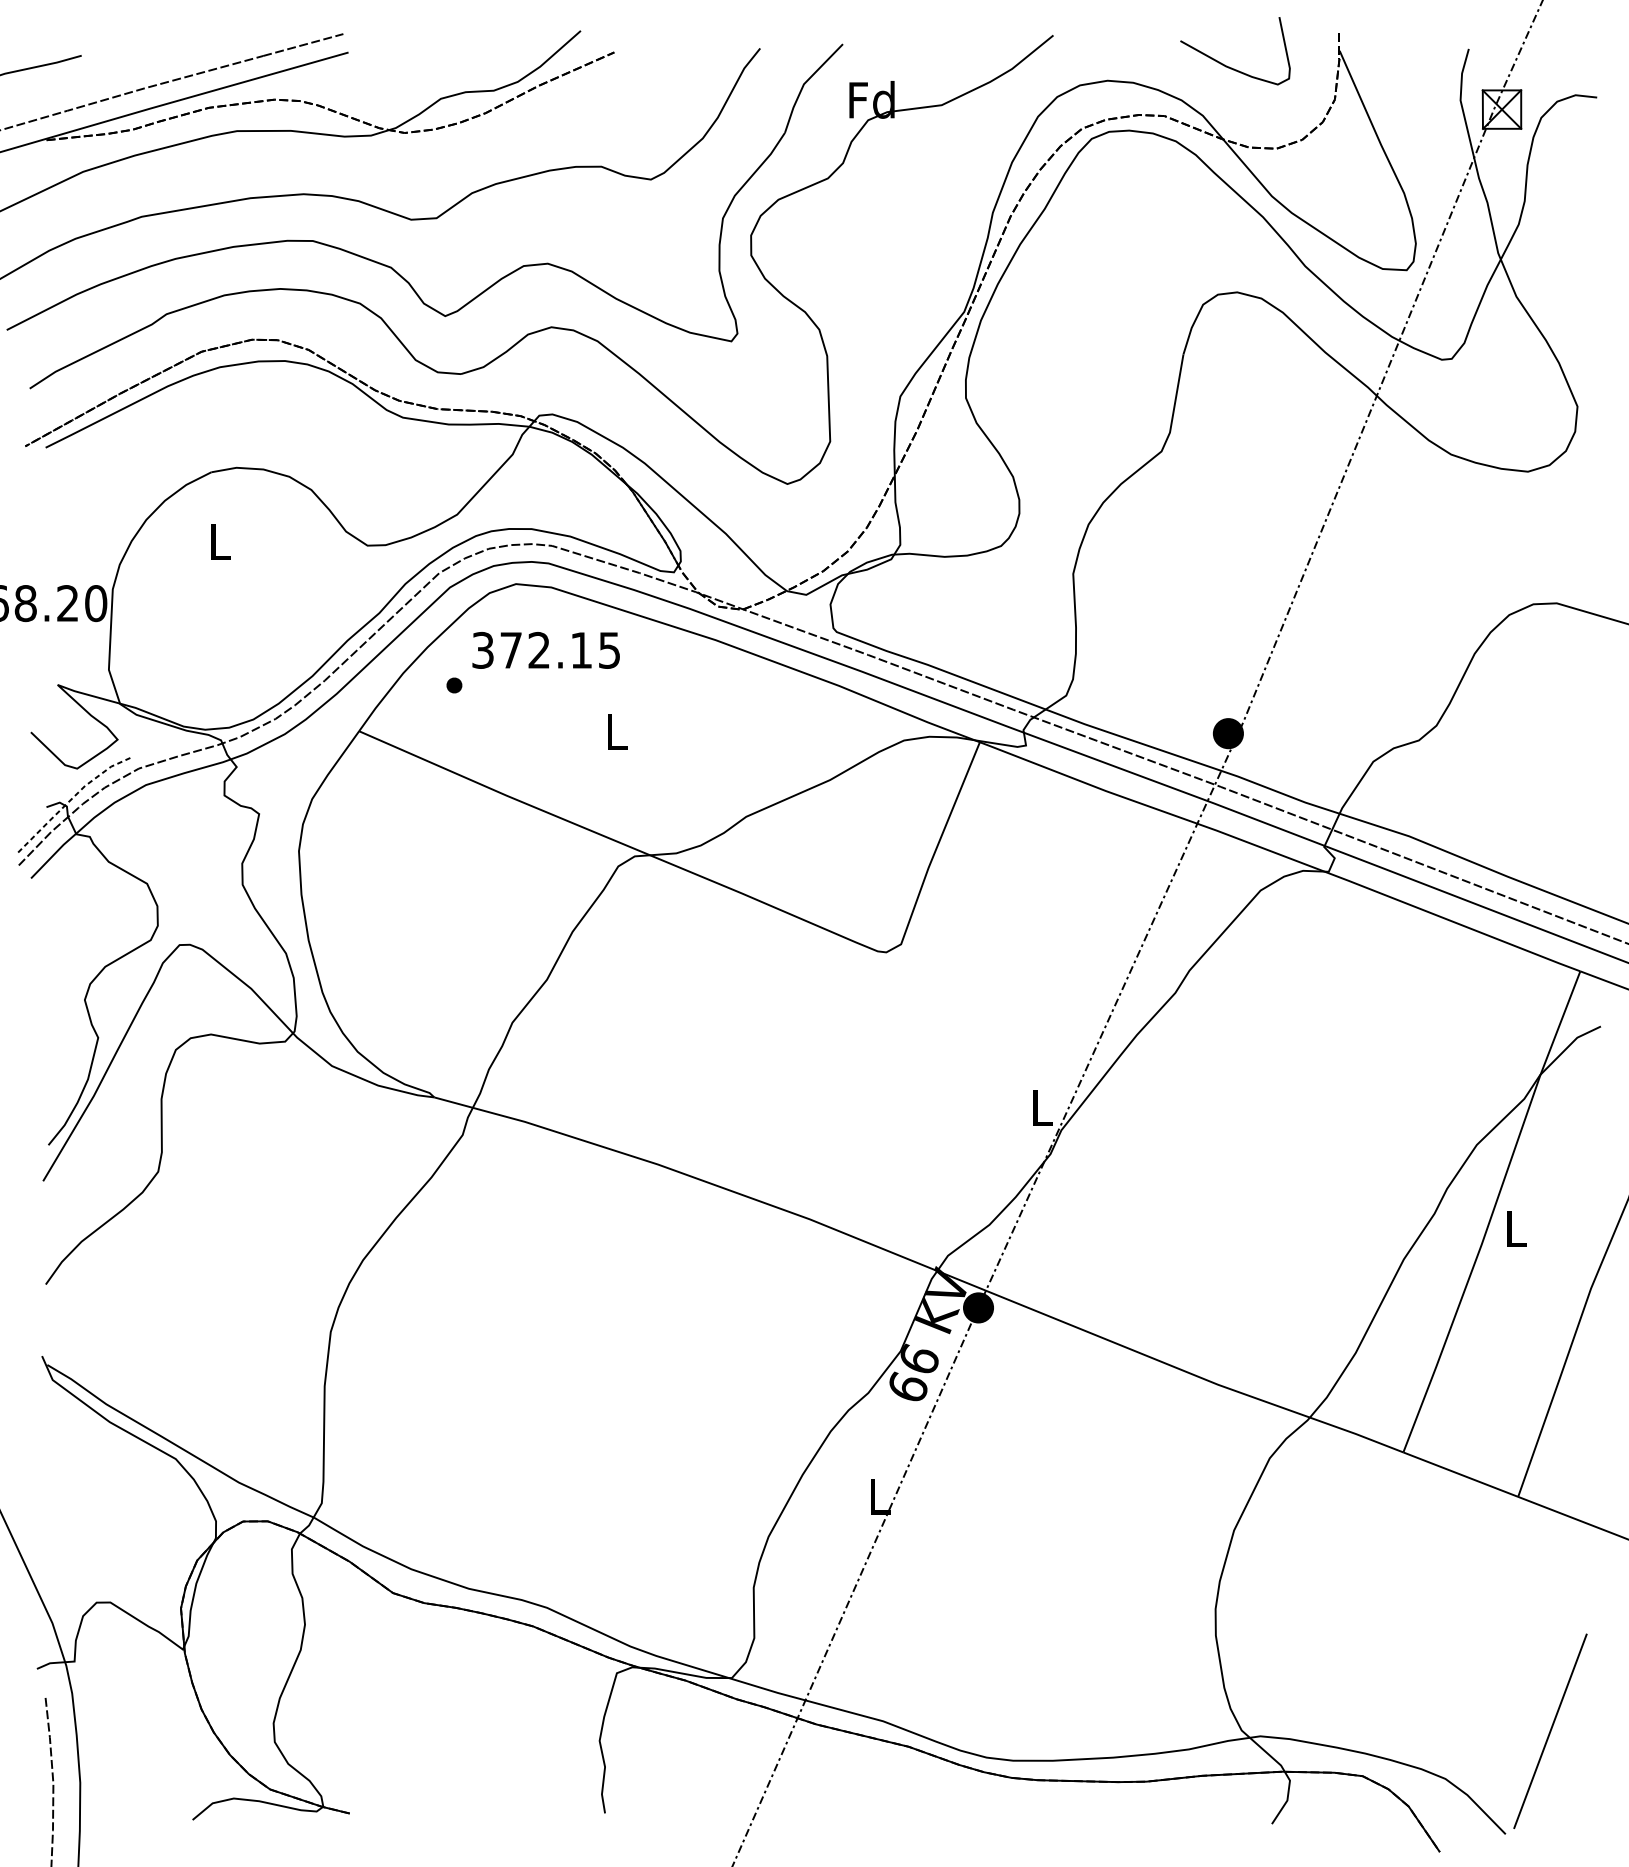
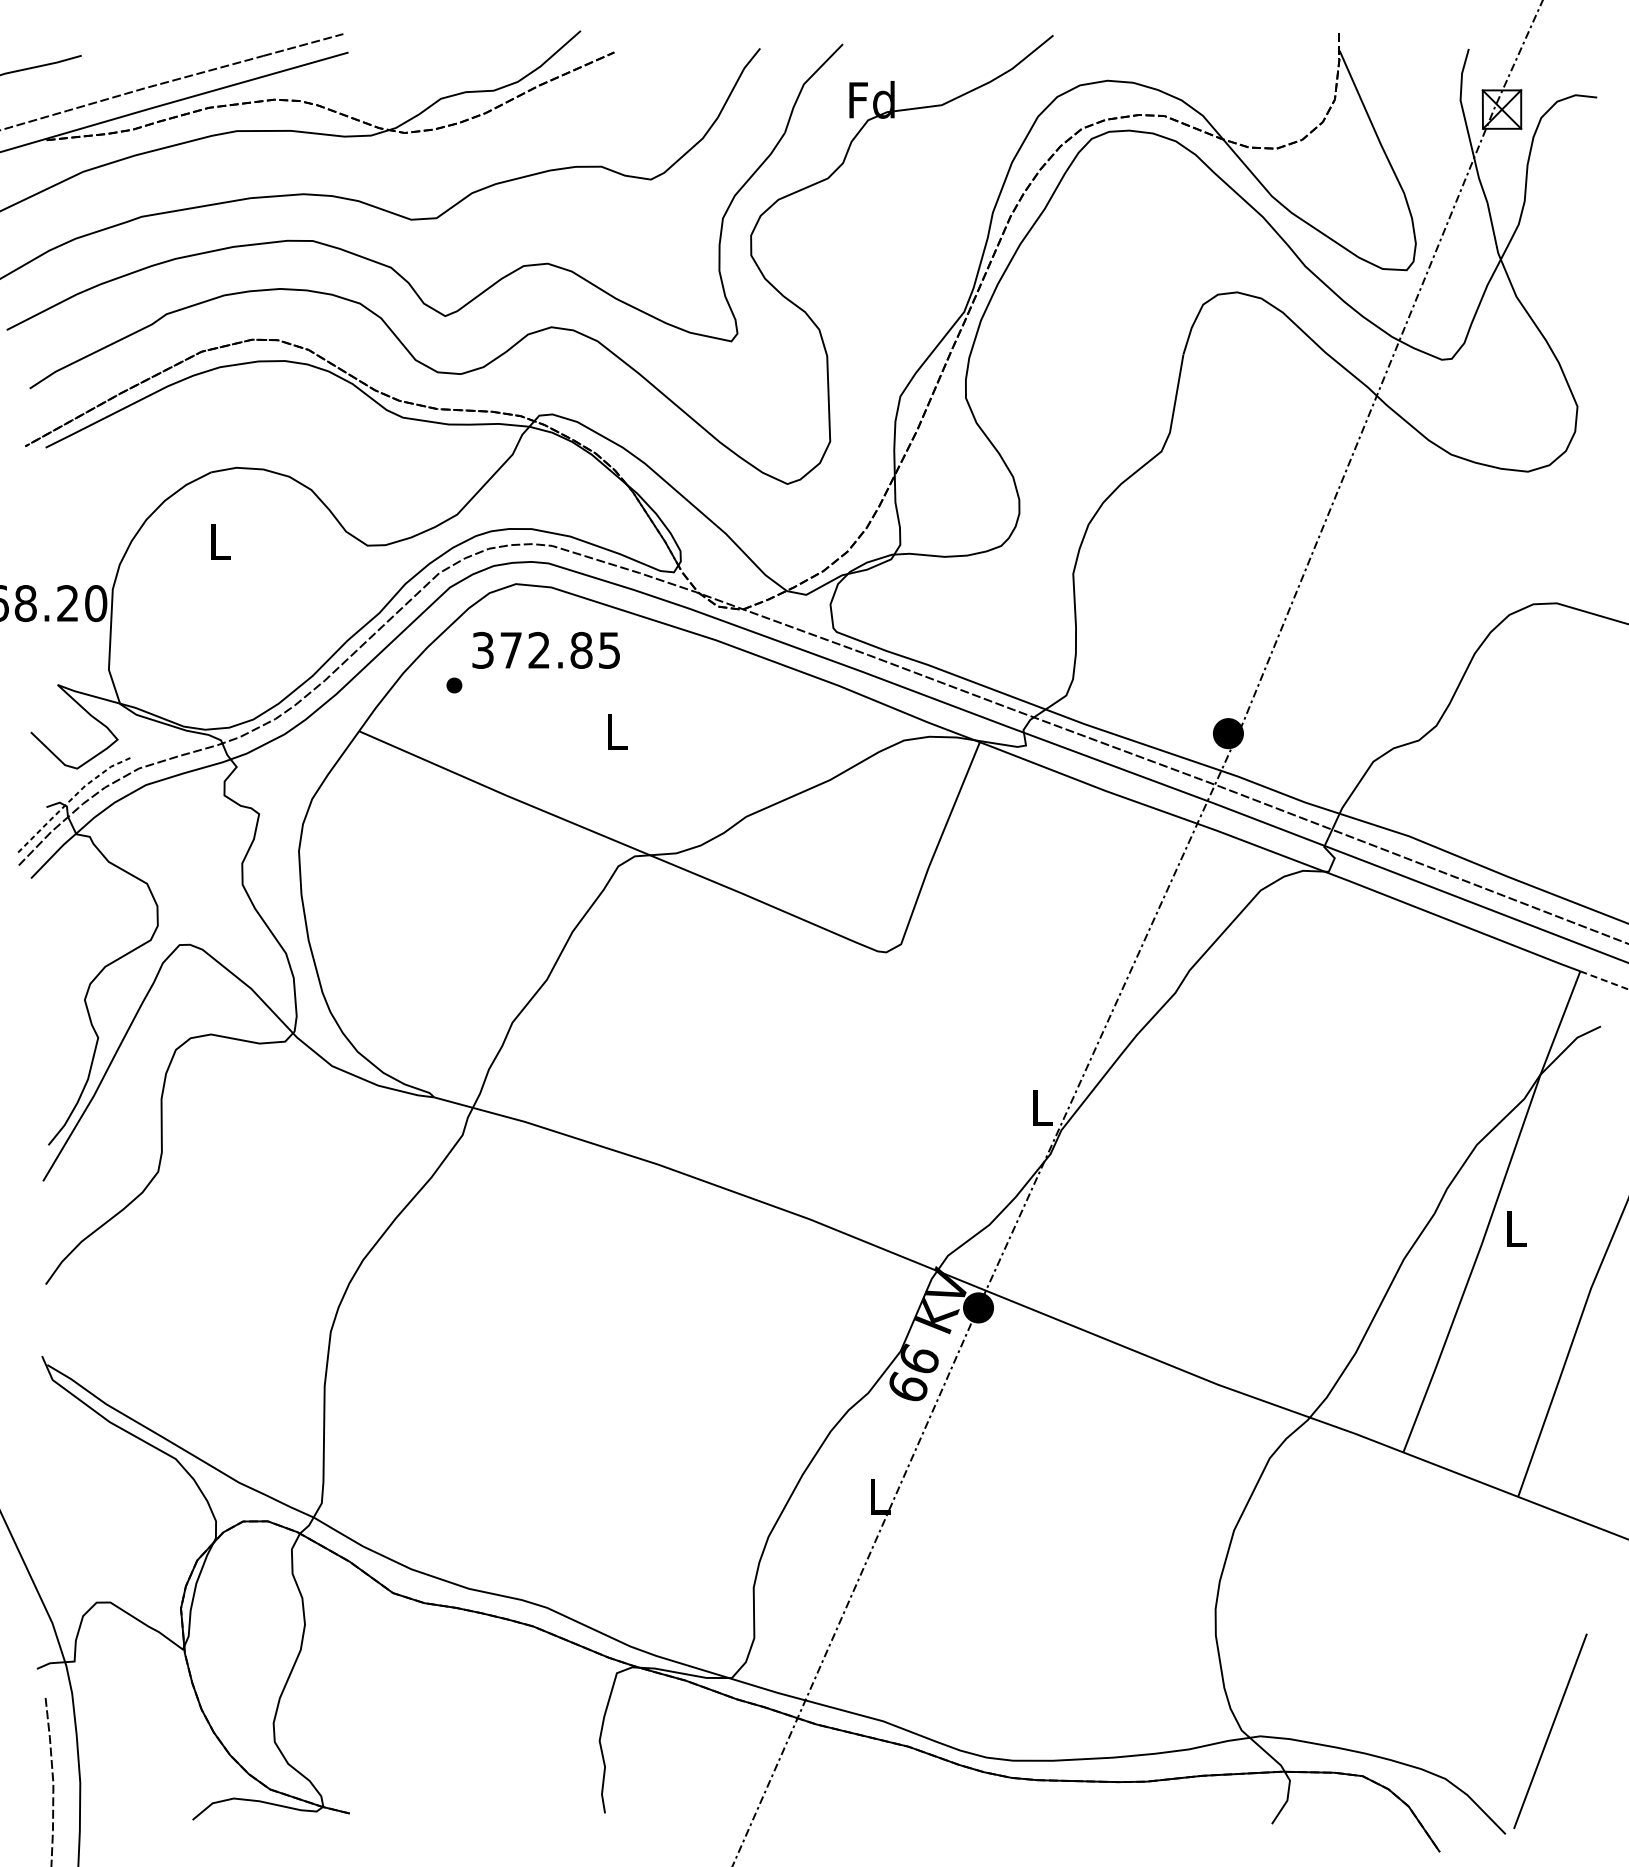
curve: present -> none (1229, 66)
text: 372.15 -> 372.85 (581, 649)
line: solid -> dashed (1604, 980)
